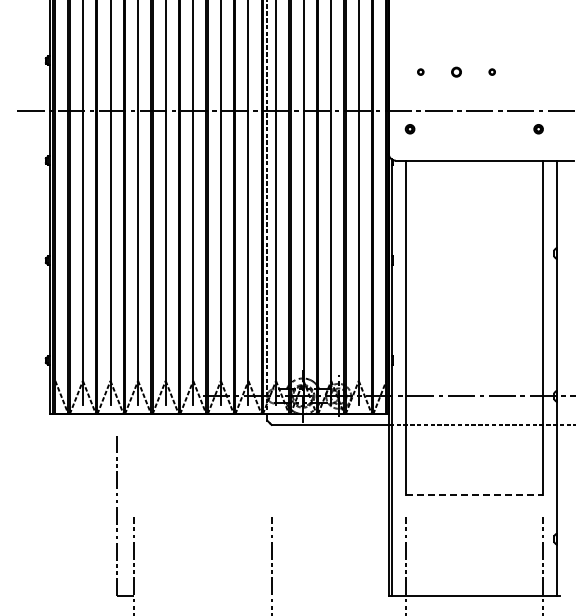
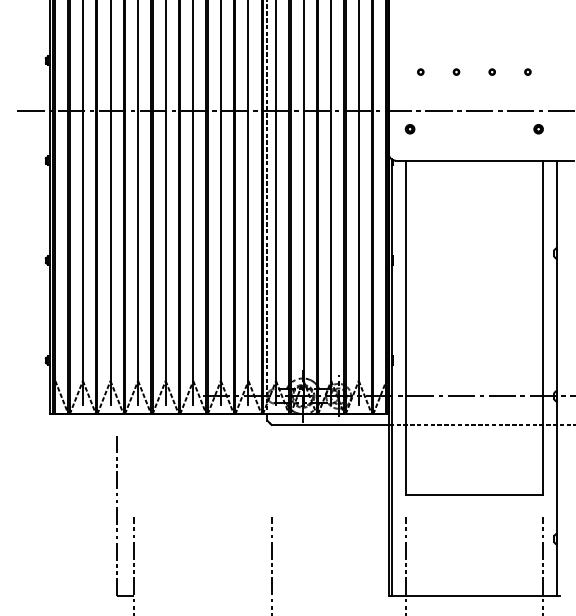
part size: 11x12 px -> 9x8 px (456, 71)
part: none -> present (527, 71)
line: dashed -> solid (474, 495)
